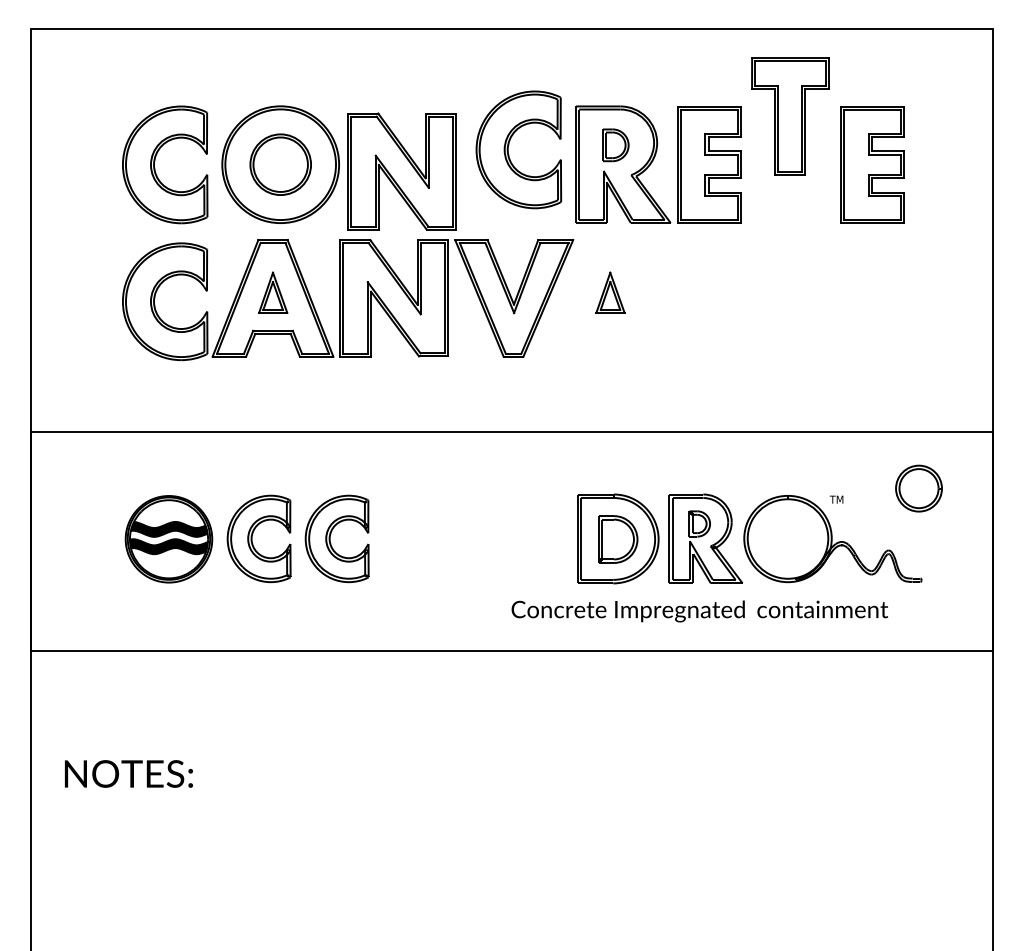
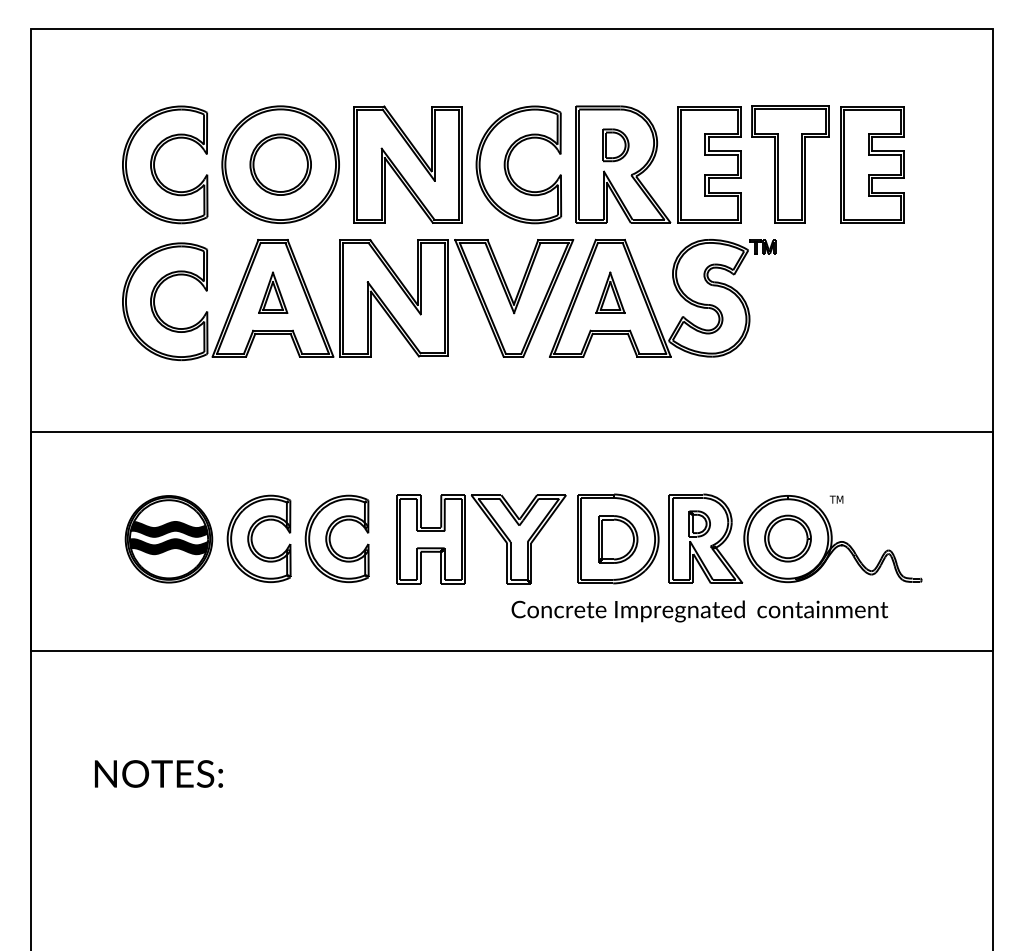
part position: (790, 116) -> (790, 164) (790, 164)
part position: (509, 145) -> (509, 160) (509, 160)
part position: (401, 171) -> (407, 164) (407, 164)
part: none -> present (650, 302)
part position: (918, 488) -> (787, 538) (787, 538)
part: none -> present (465, 539)
text position: (128, 773) -> (158, 773) (158, 773)
